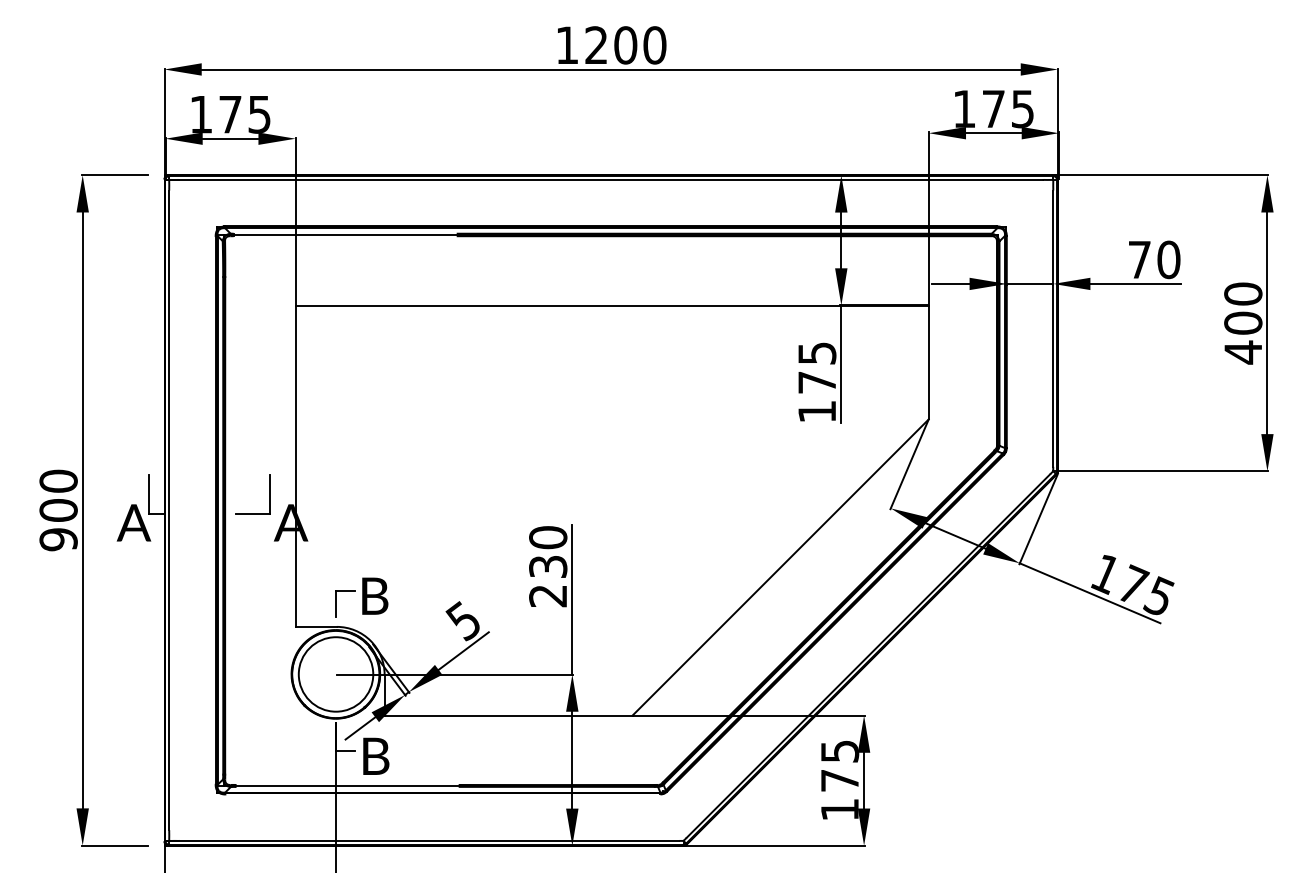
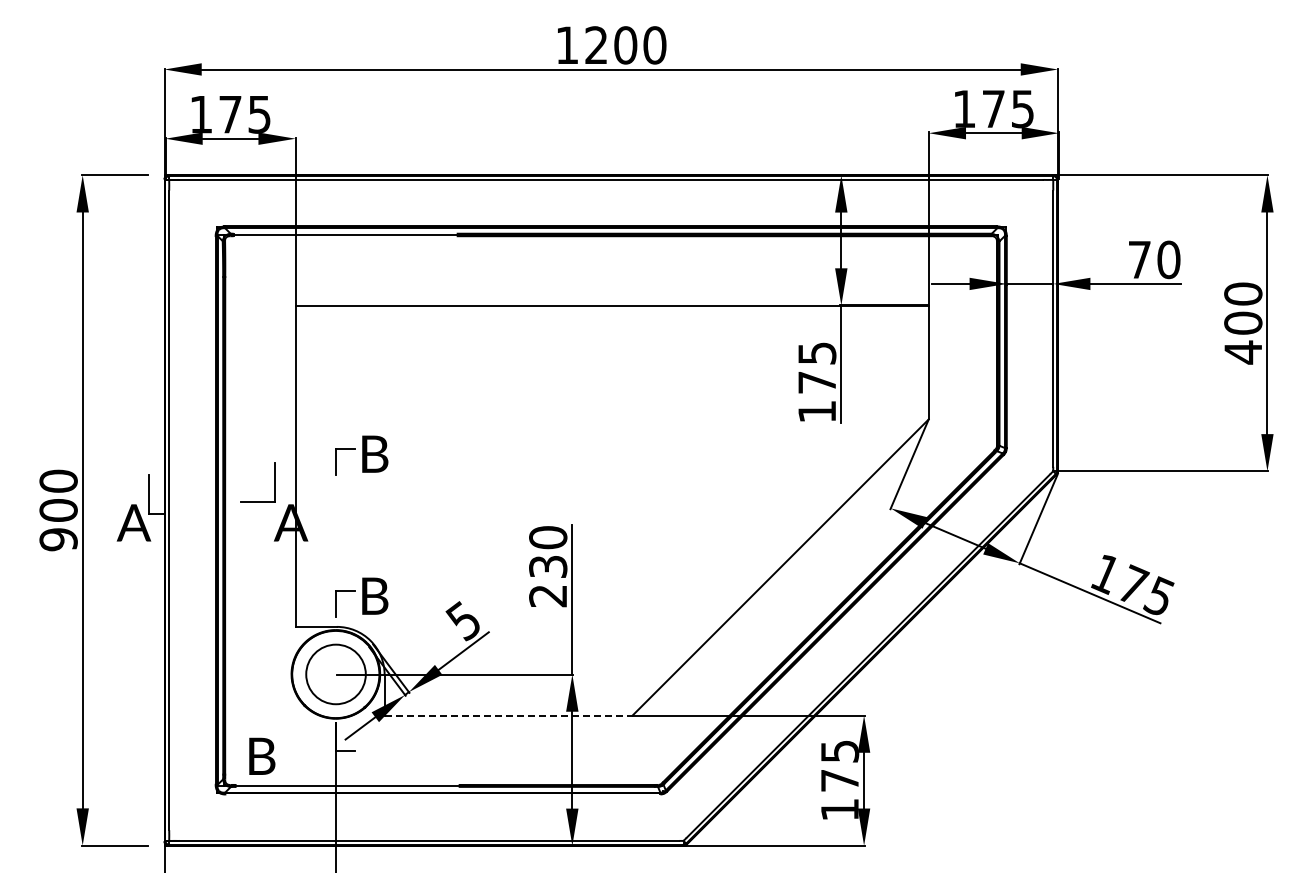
part: none -> present (361, 455)
part position: (269, 494) -> (274, 482) (274, 482)
circle diameter: 74 px -> 60 px (335, 674)
line: solid -> dashed (508, 715)
text position: (376, 755) -> (262, 755) (262, 755)
